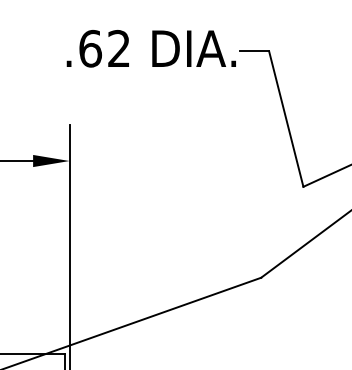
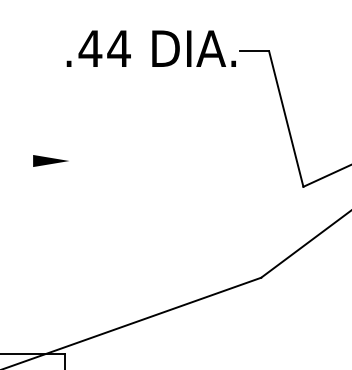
text: .62 -> .44 (104, 48)
line: present -> none (17, 161)
line: present -> none (69, 245)
